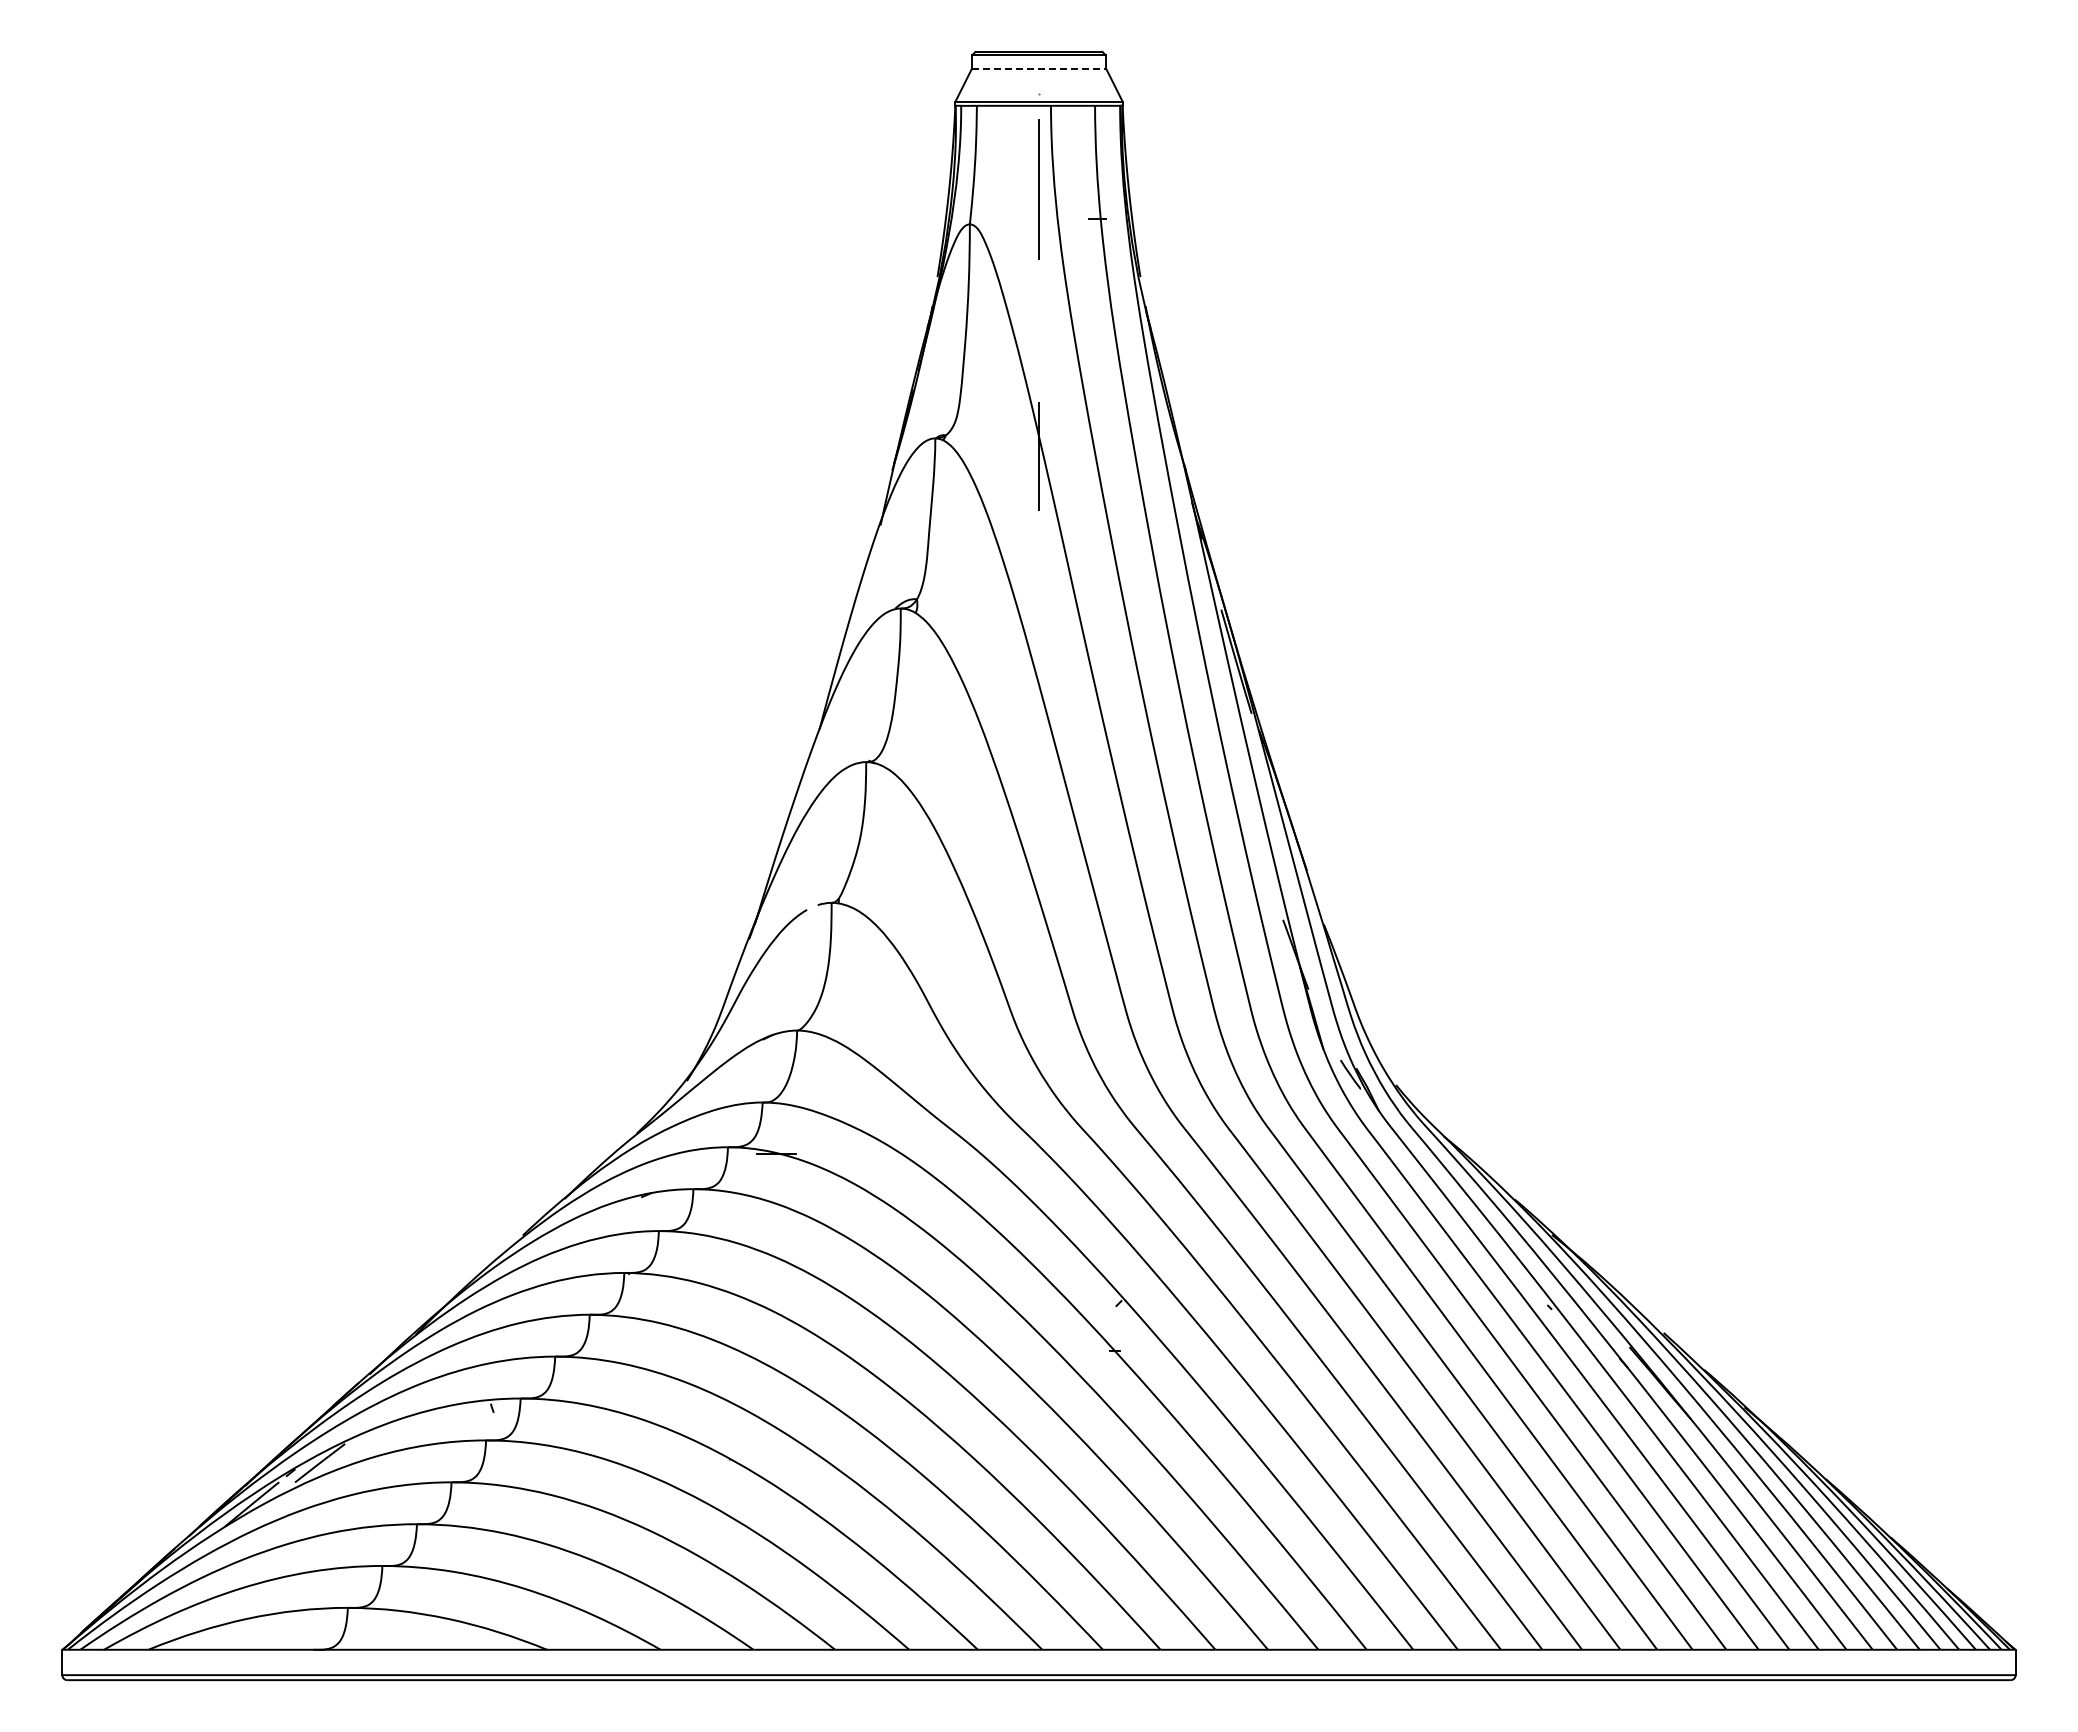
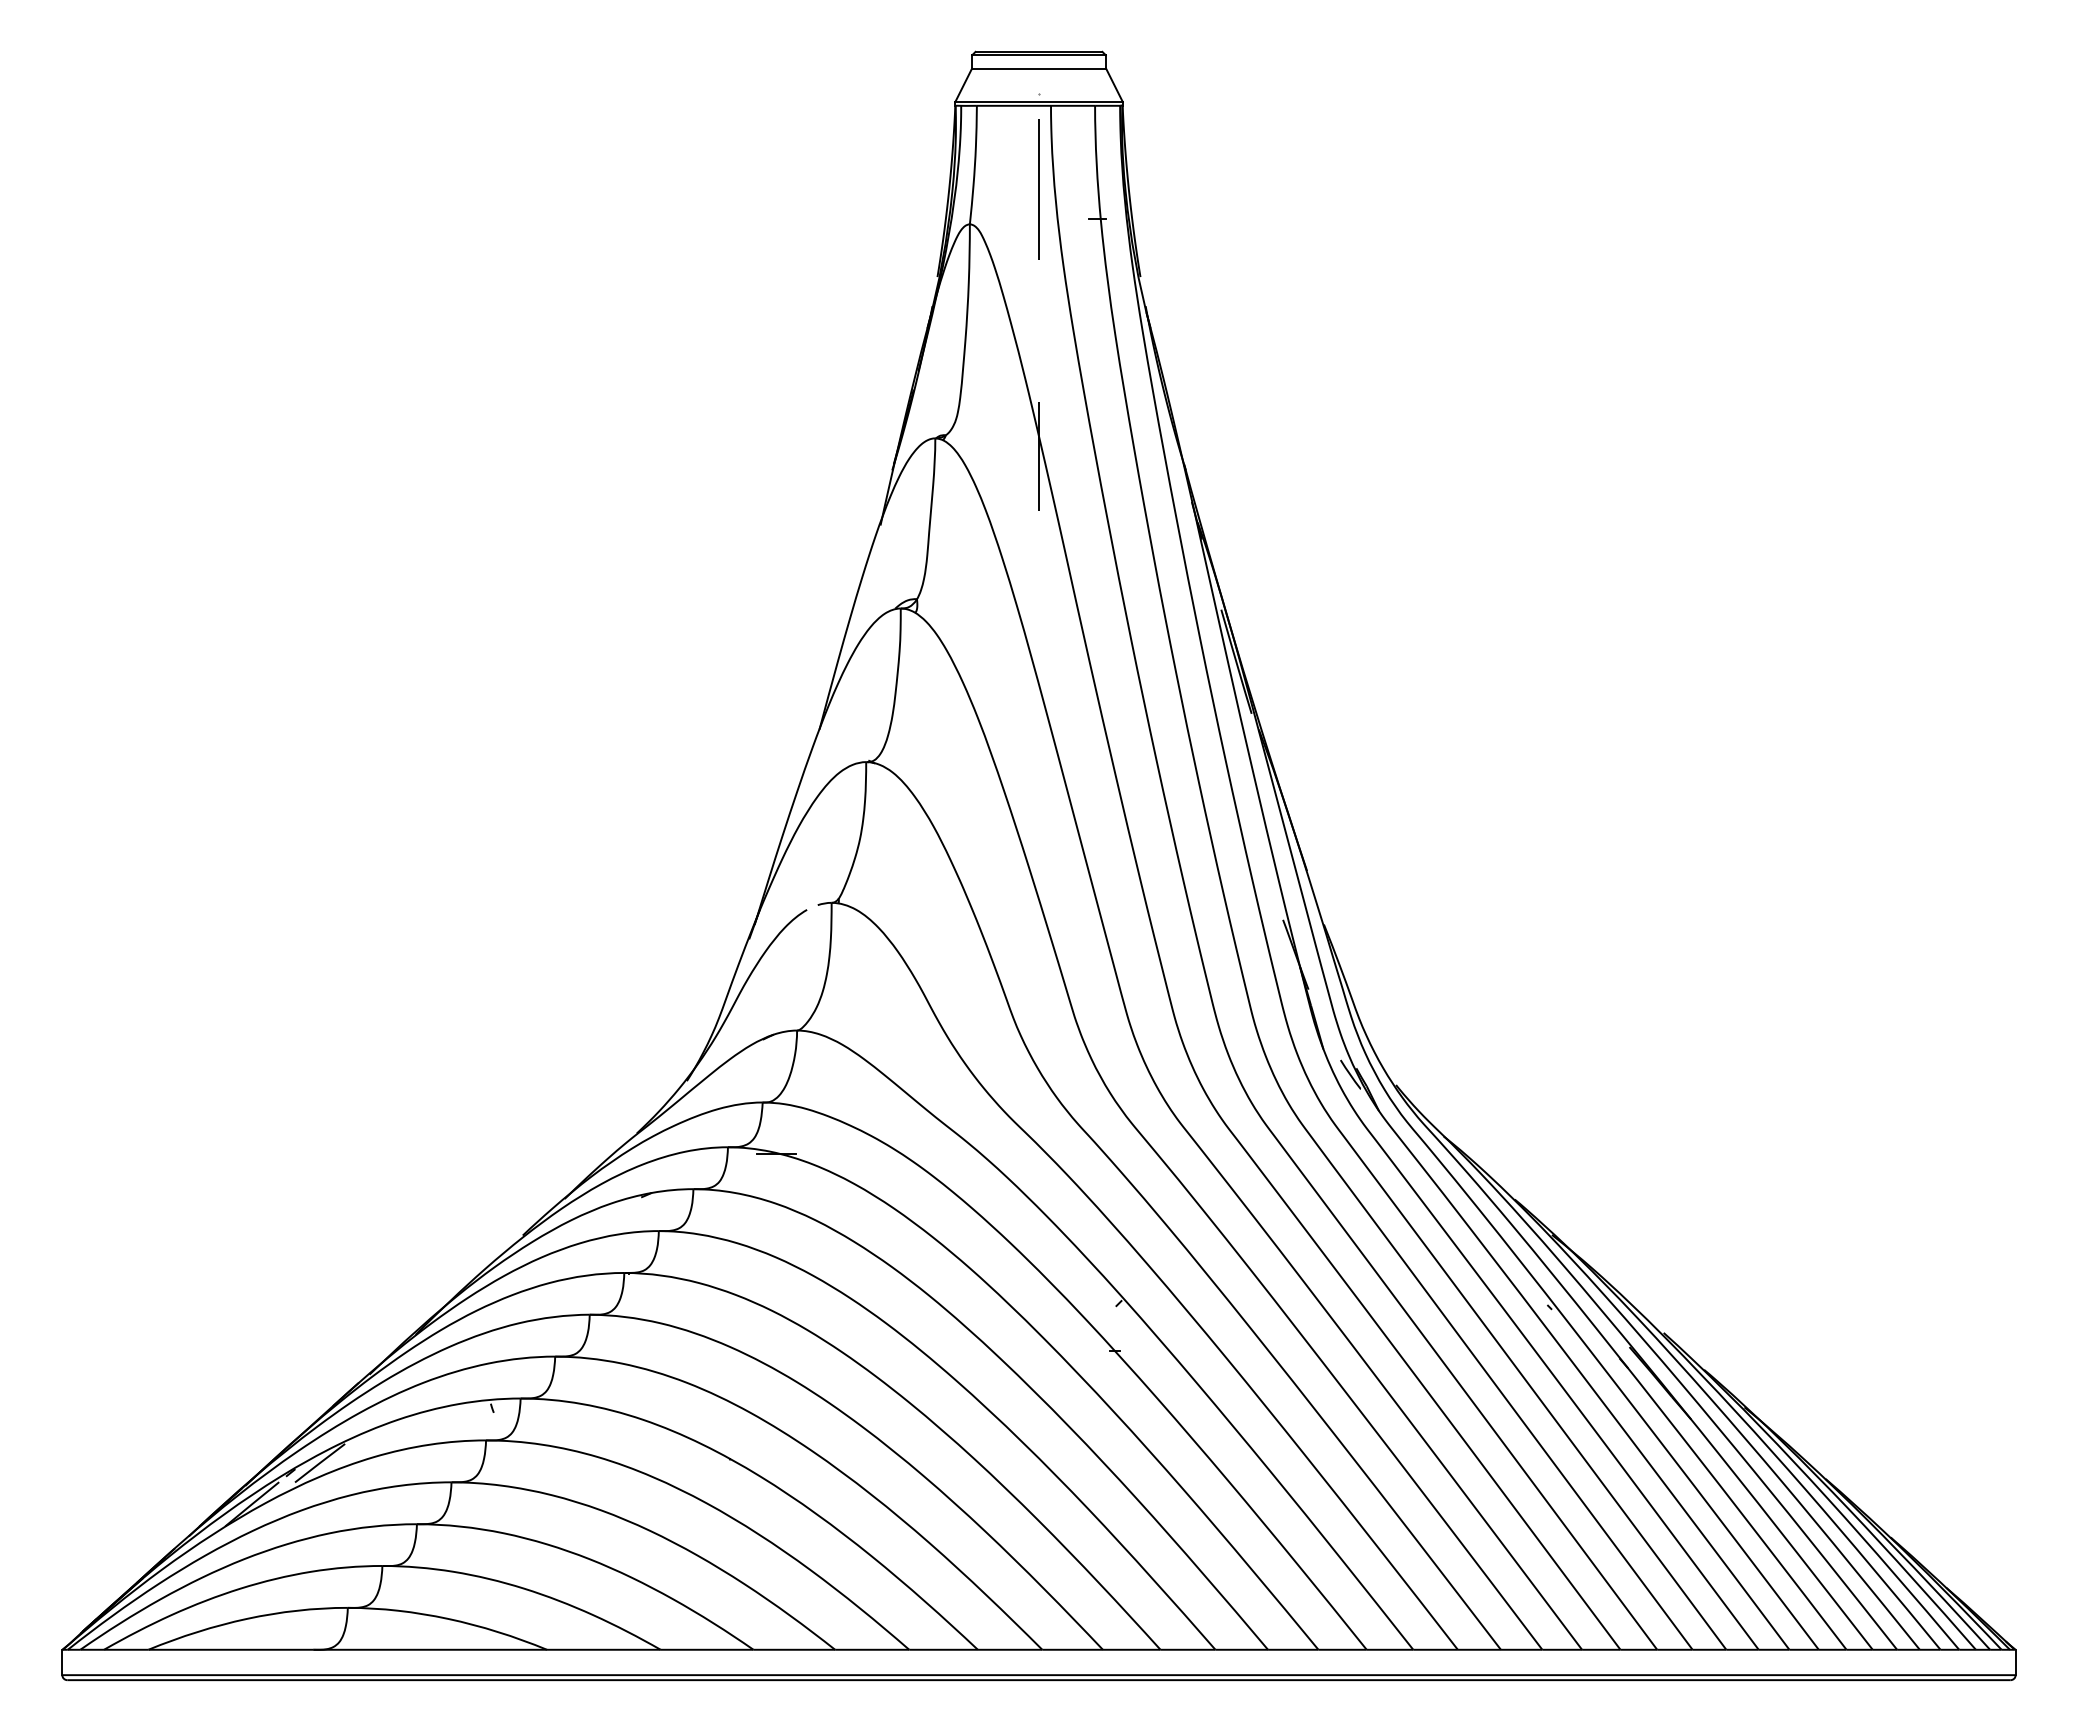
line: dashed -> solid (1039, 68)
